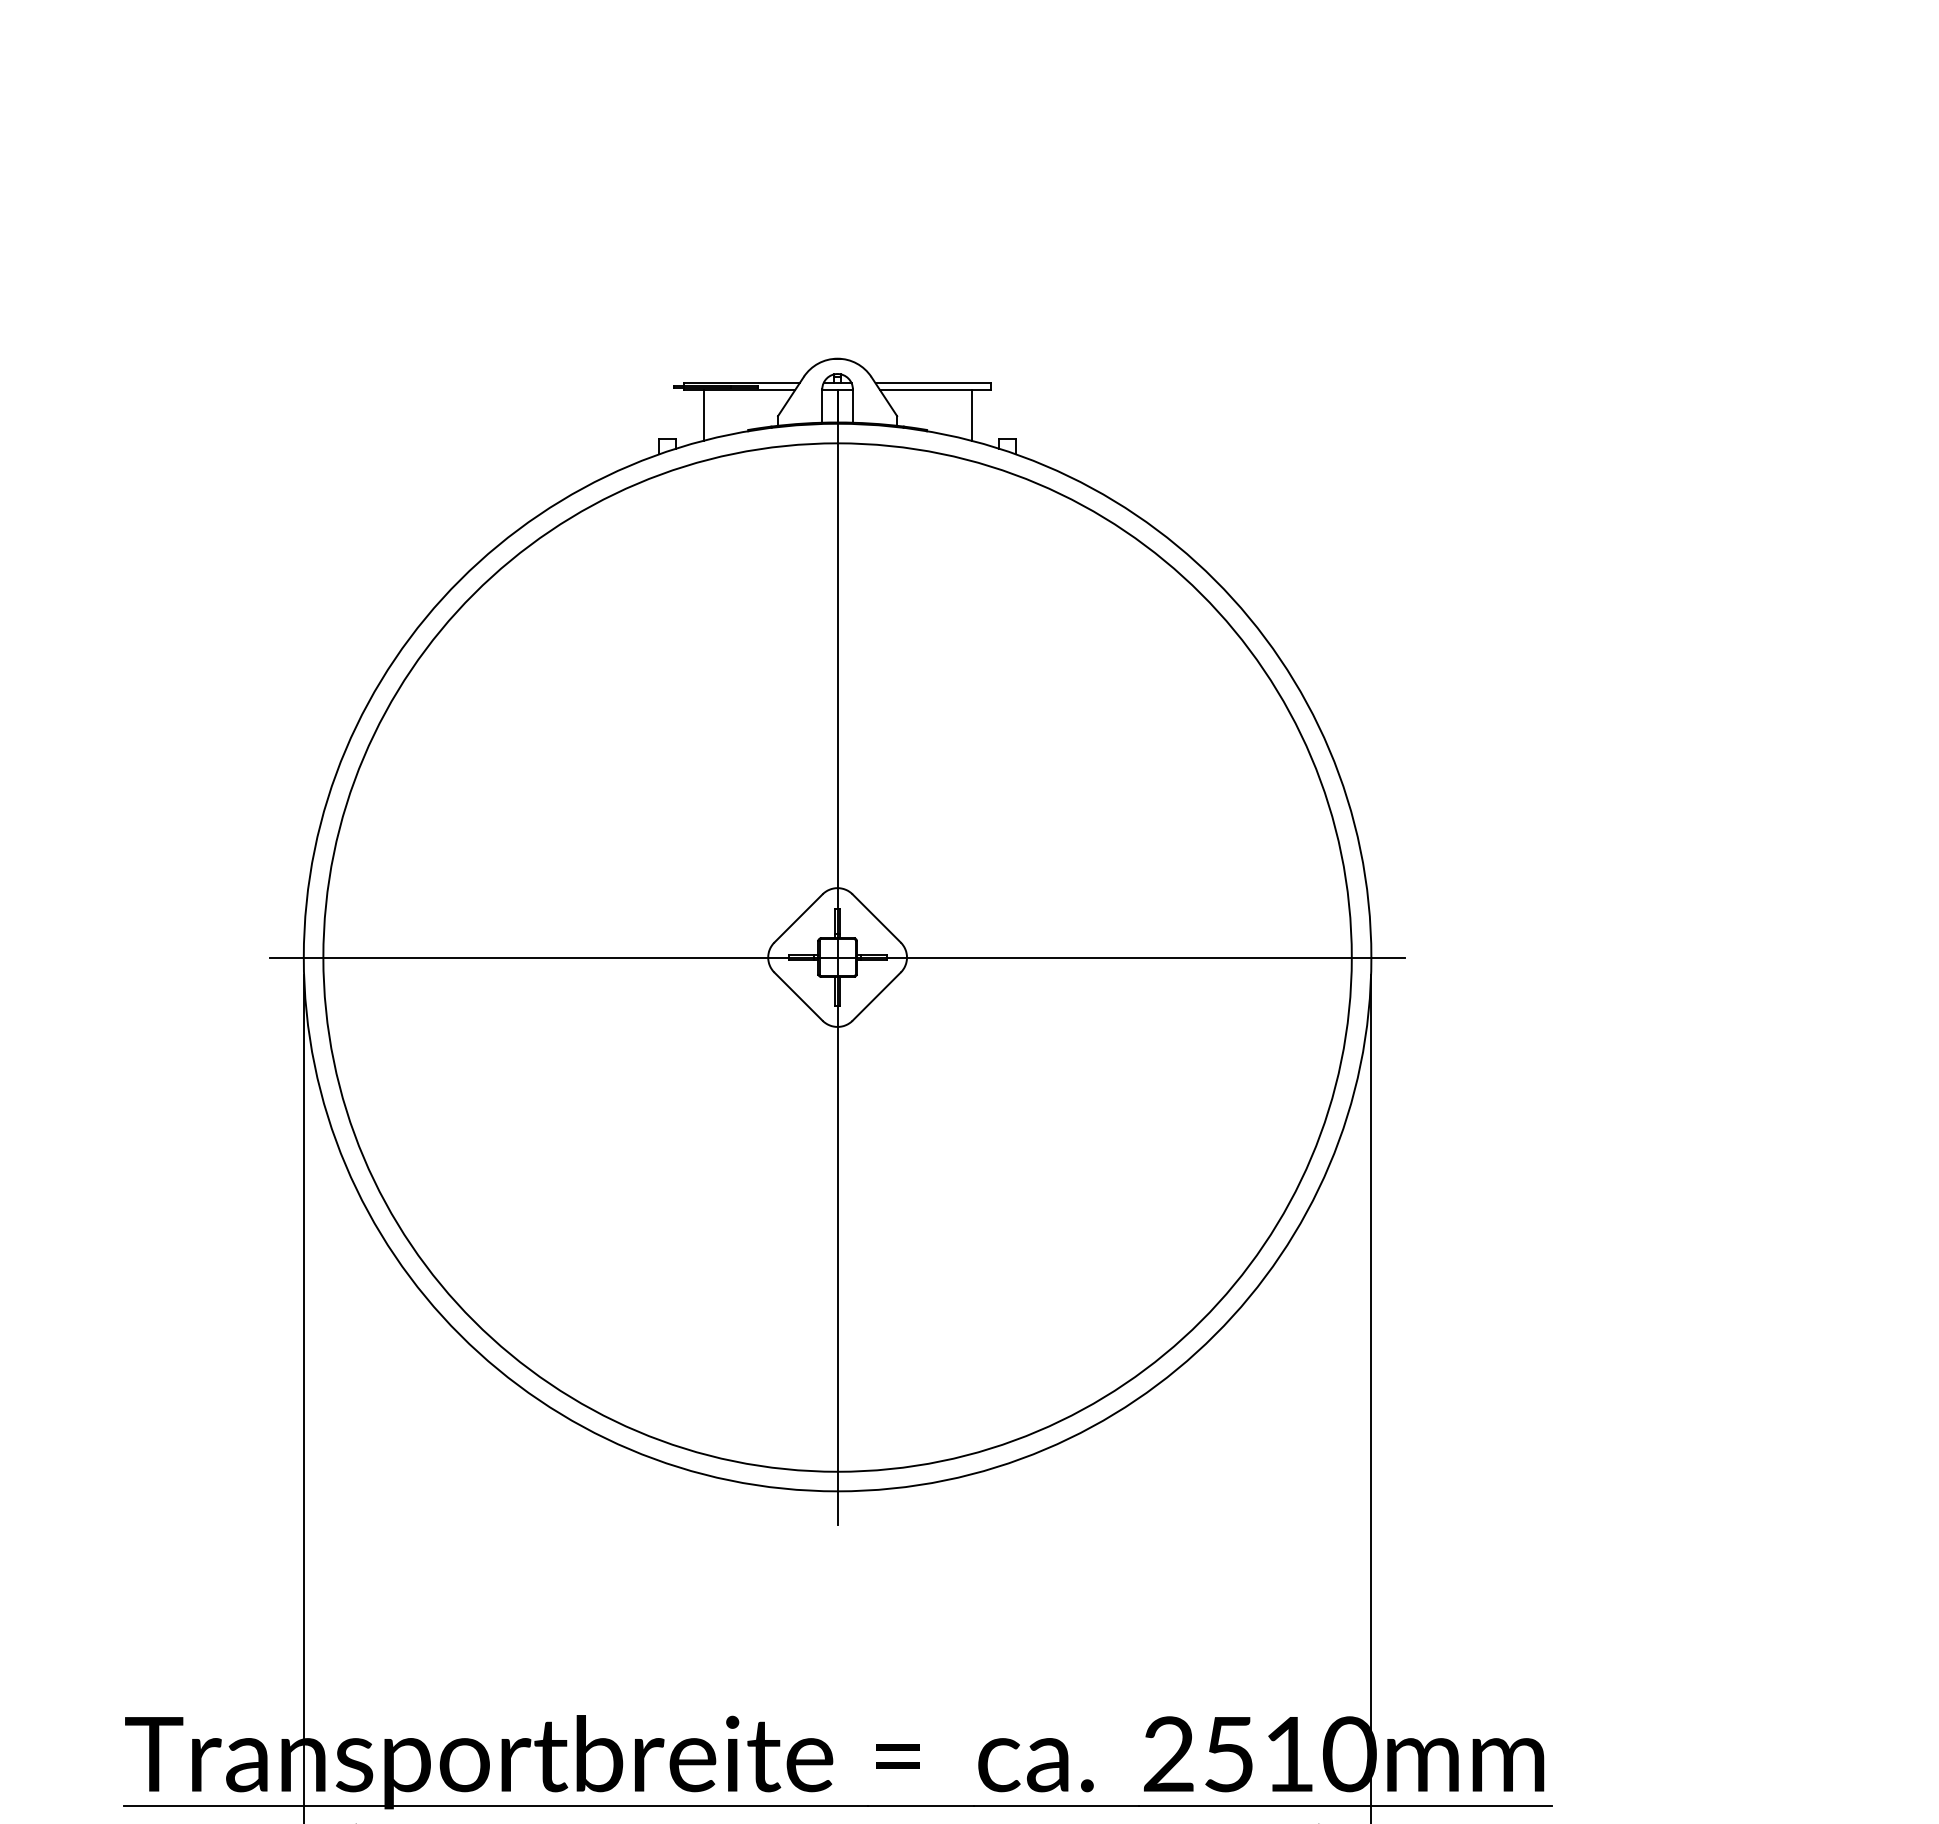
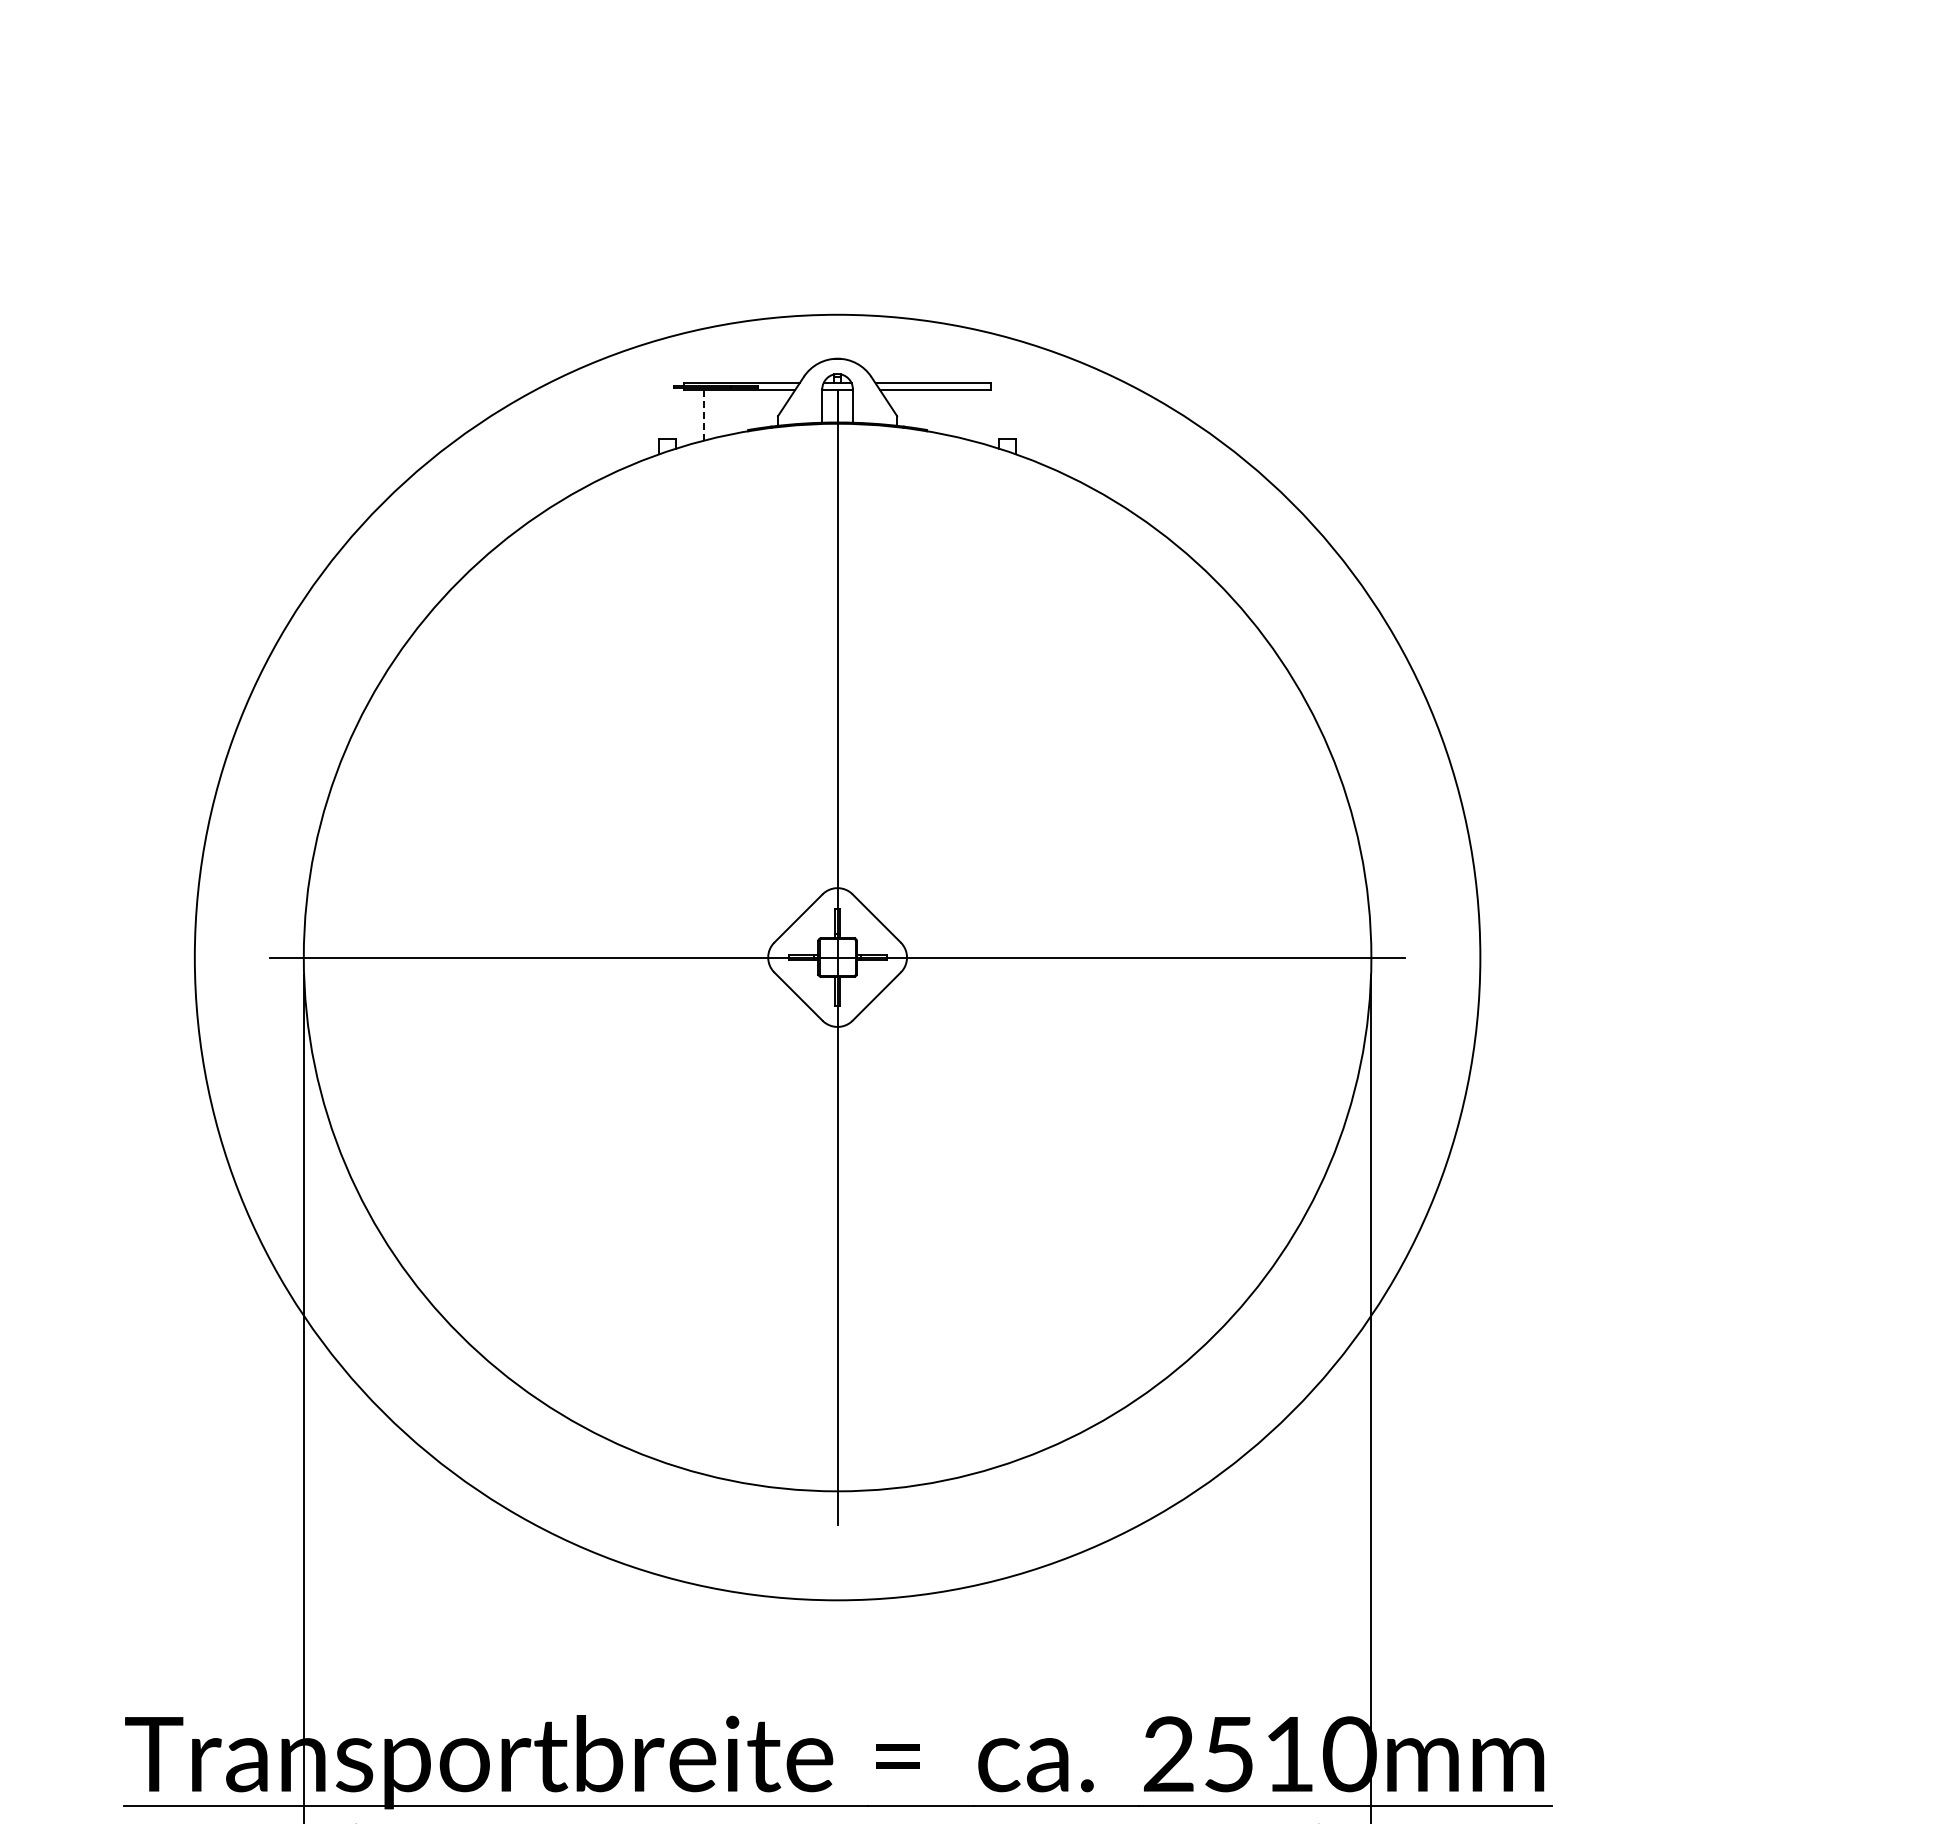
line: solid -> dashed (703, 415)
line: present -> none (971, 415)
circle diameter: 1028 px -> 1286 px (837, 957)
